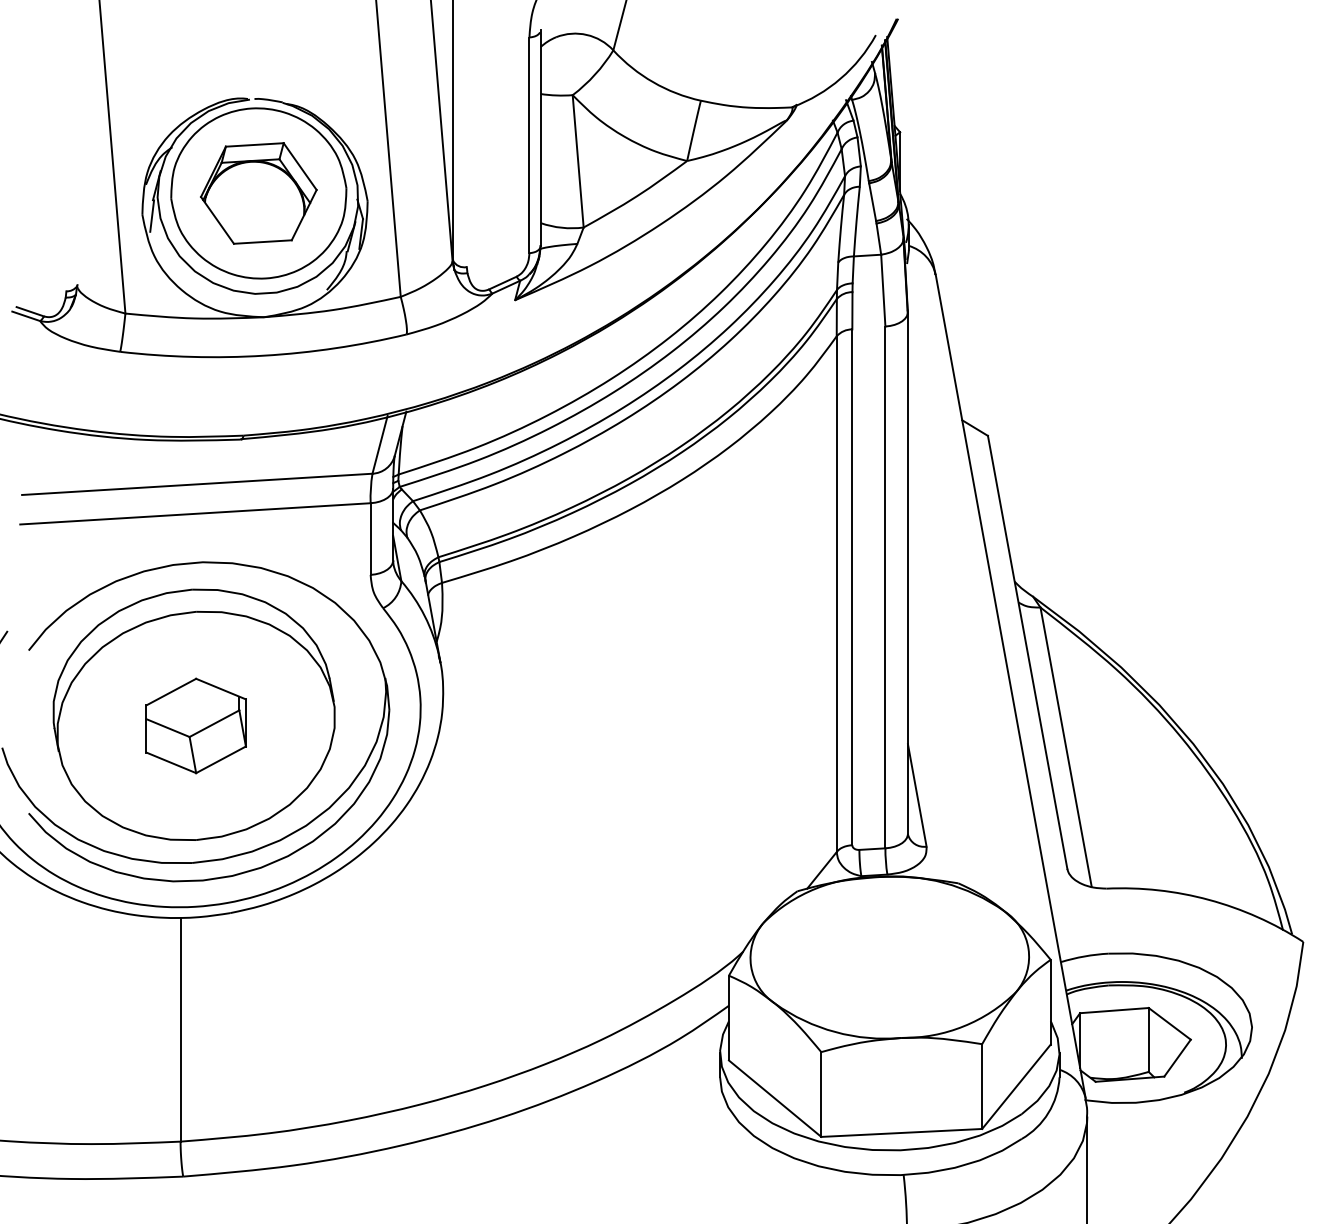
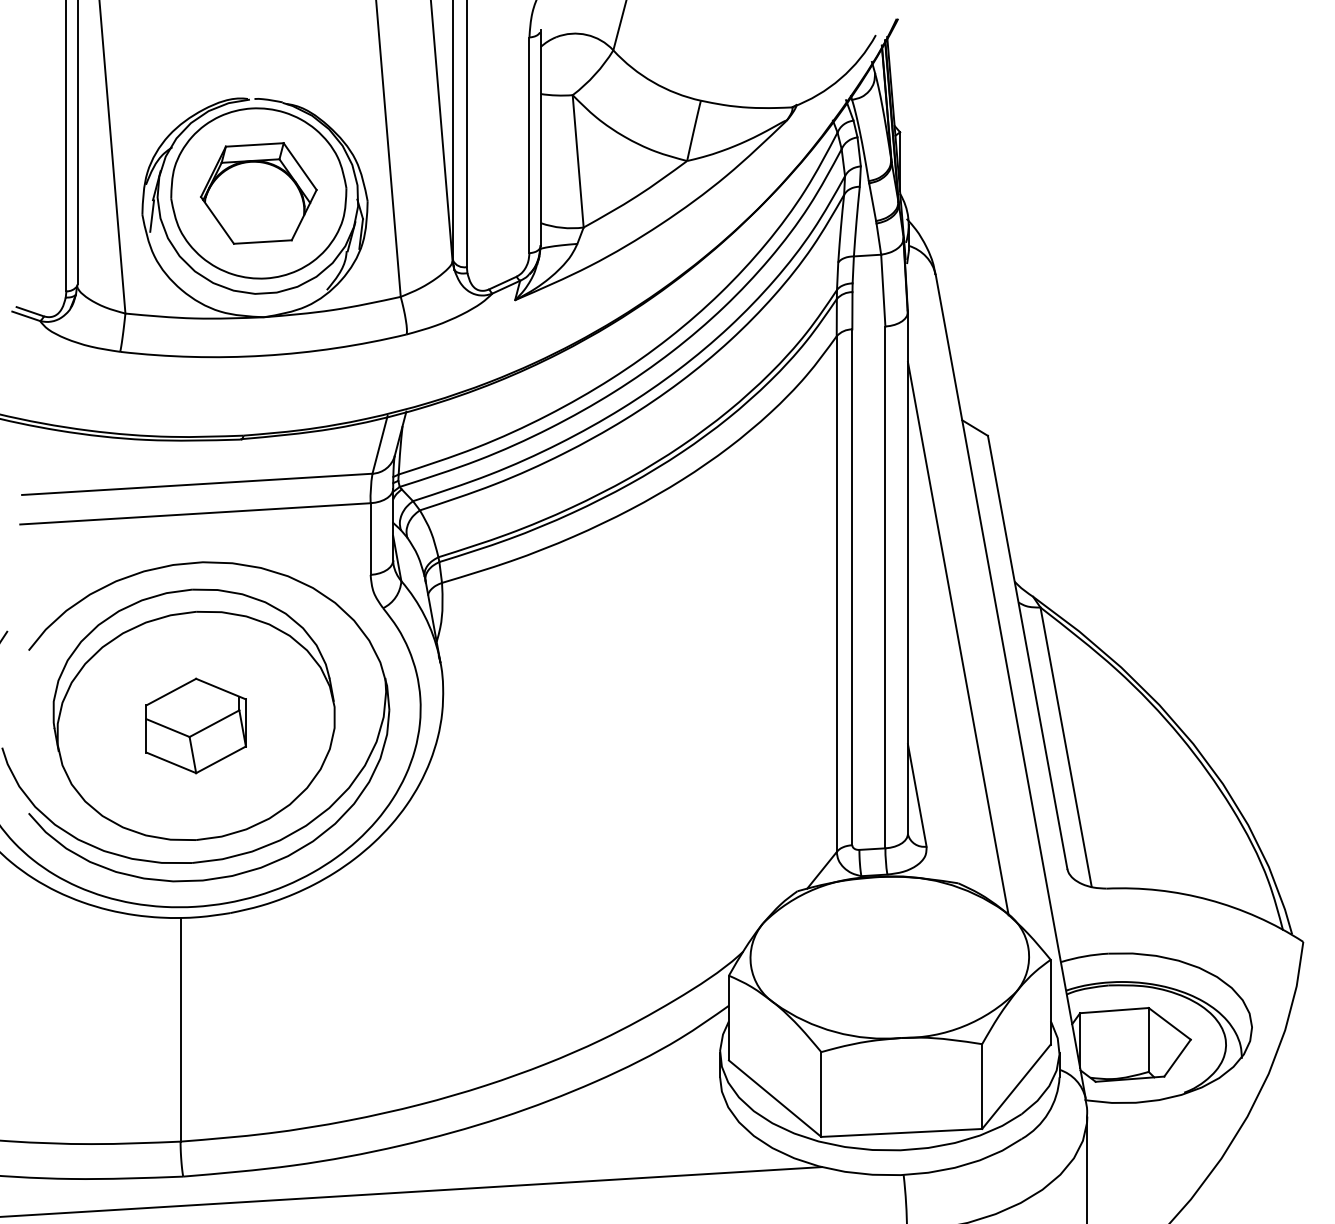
line: none -> present (466, 134)
line: none -> present (77, 143)
line: none -> present (66, 146)
line: none -> present (957, 638)
line: none -> present (411, 1191)
